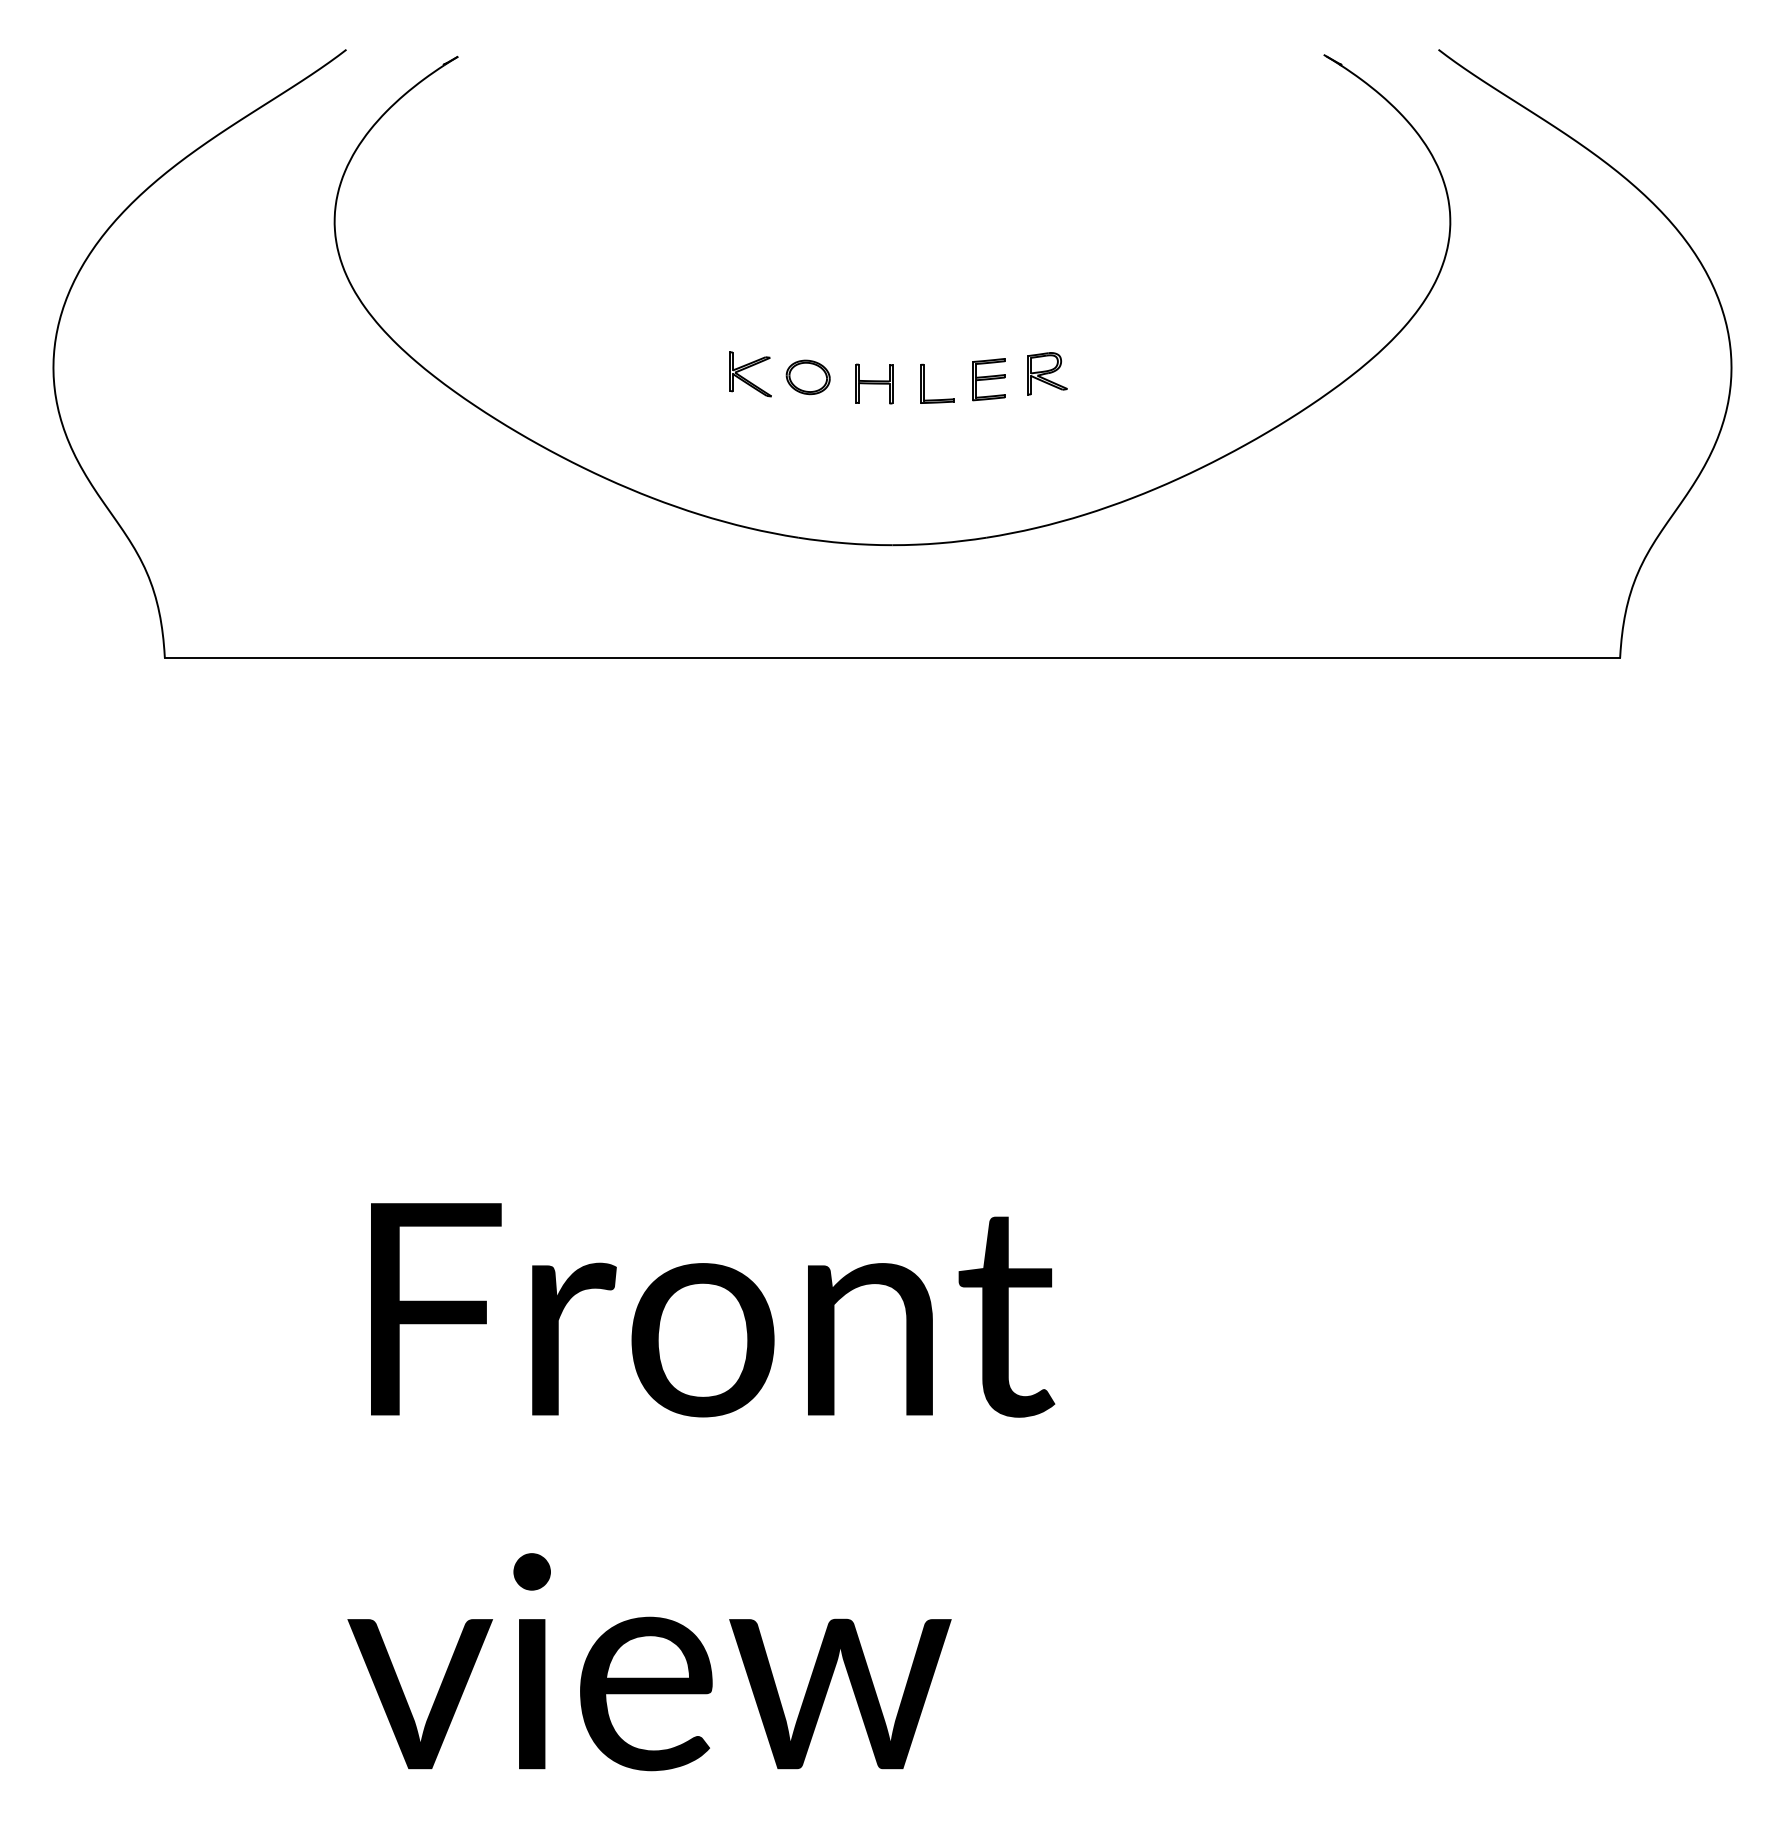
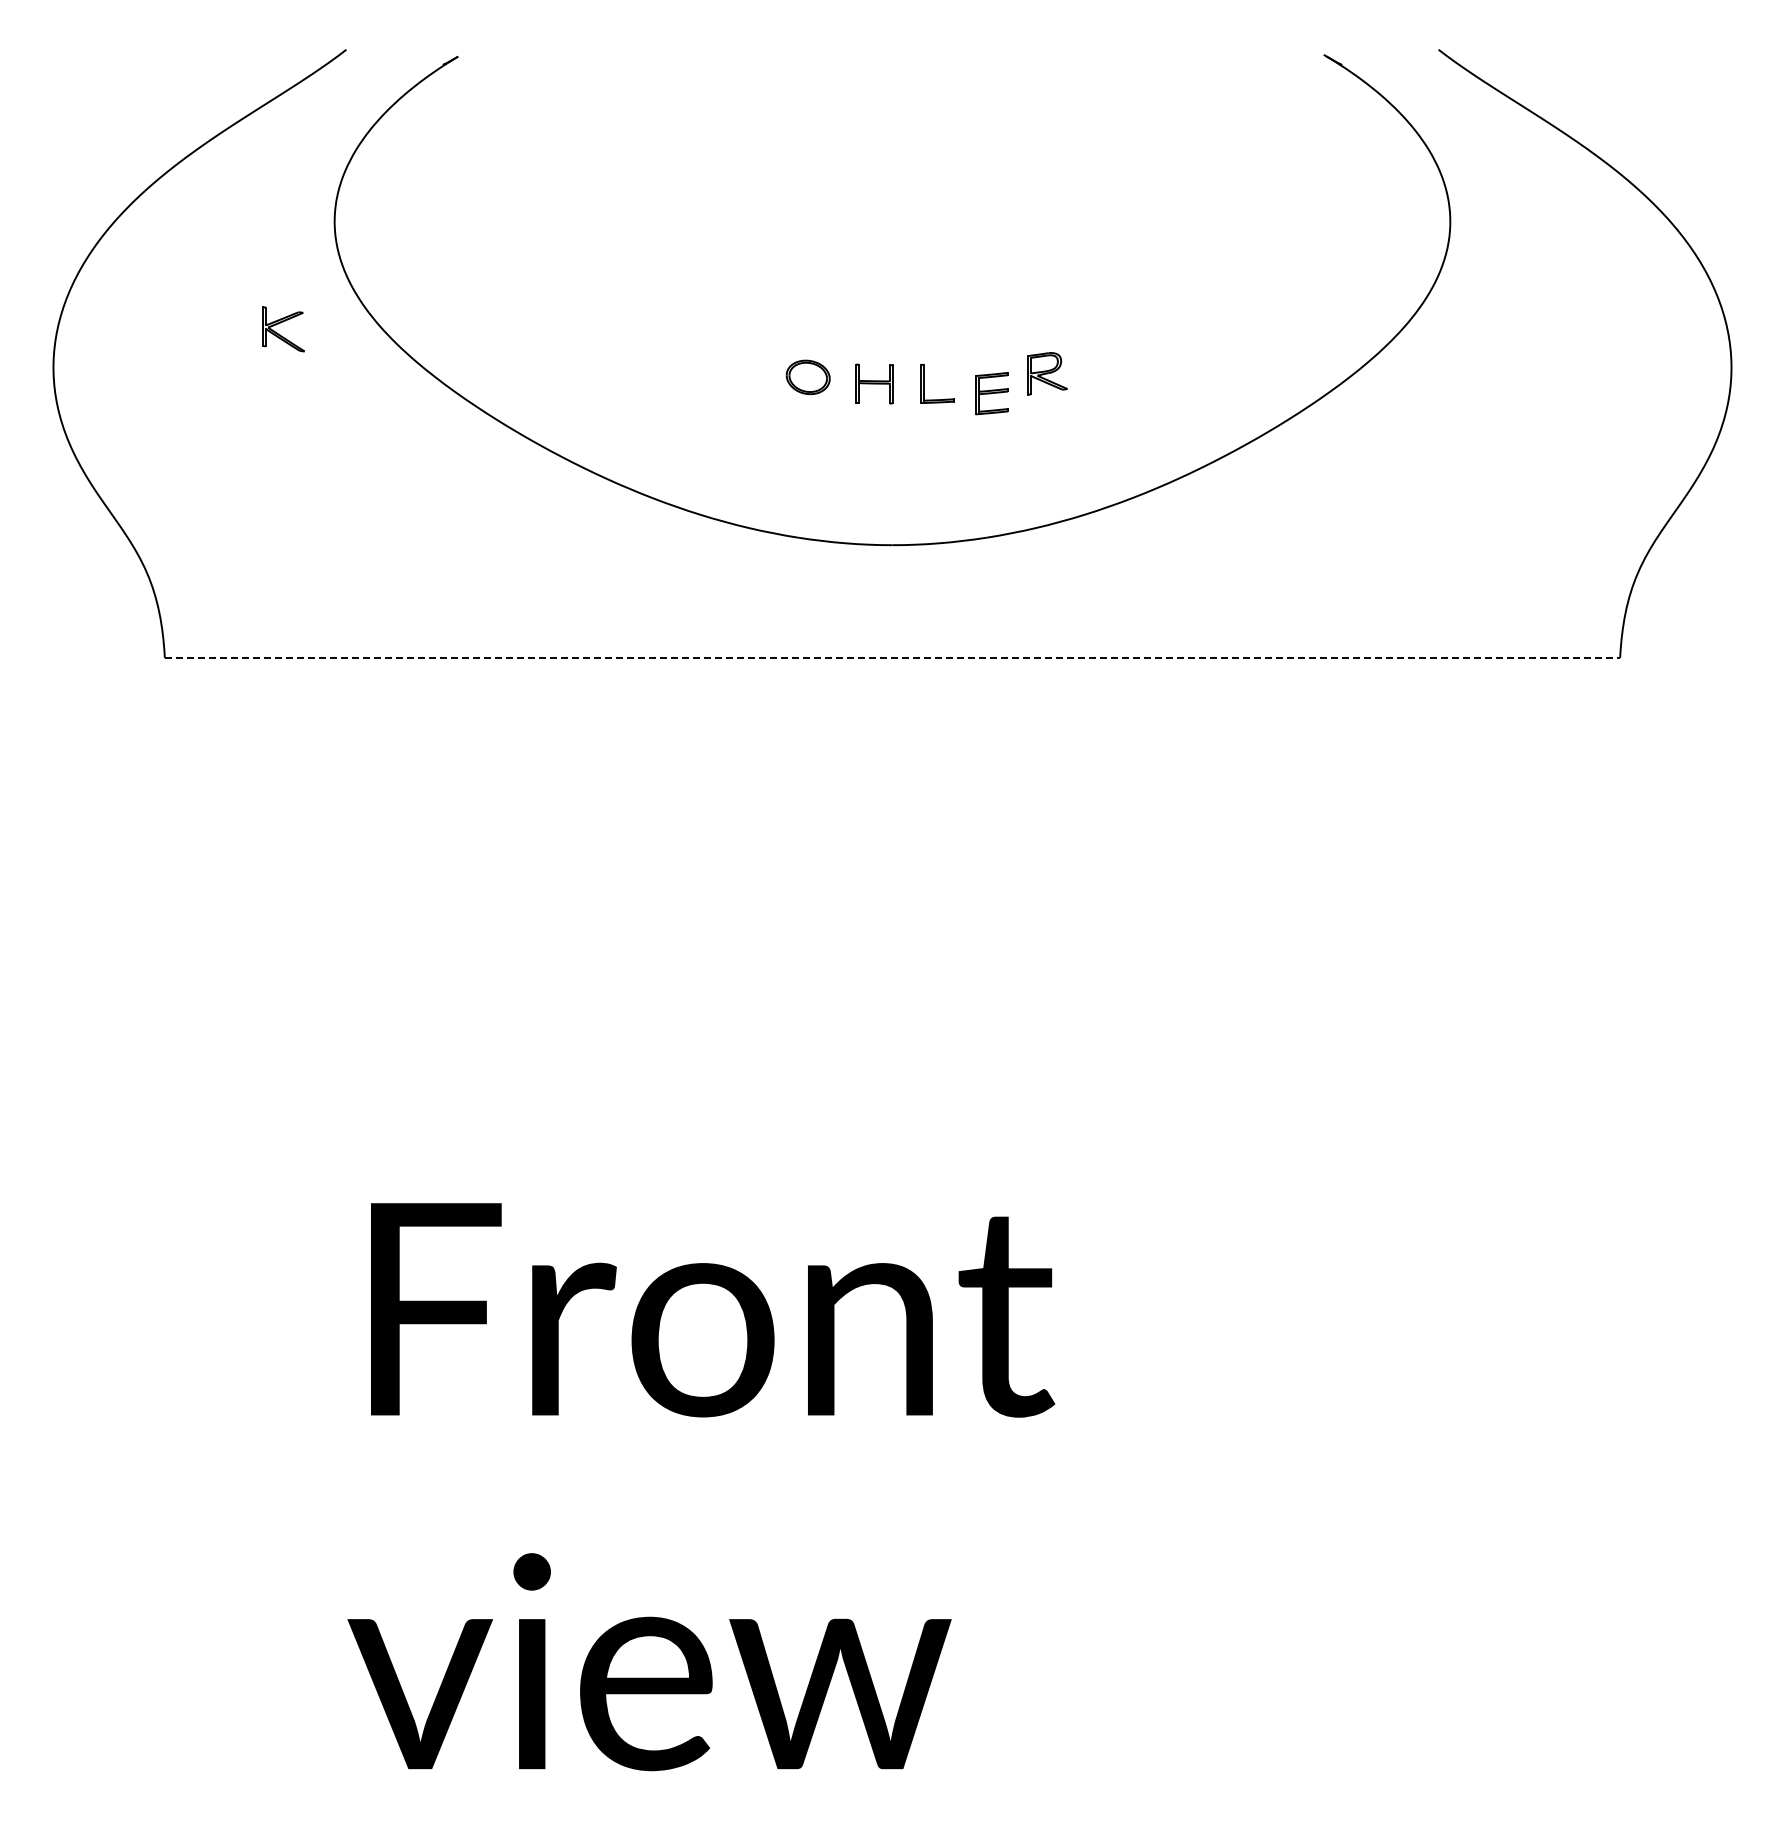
part position: (750, 374) -> (283, 329) (283, 329)
part position: (988, 379) -> (991, 393) (991, 393)
line: solid -> dashed (892, 658)
